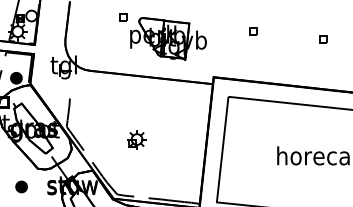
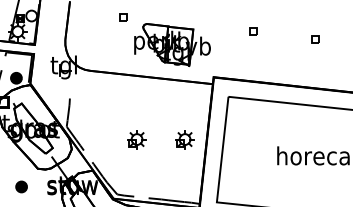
part position: (168, 38) -> (172, 44) (172, 44)
part position: (323, 39) -> (315, 39) (315, 39)
part: none -> present (184, 139)
